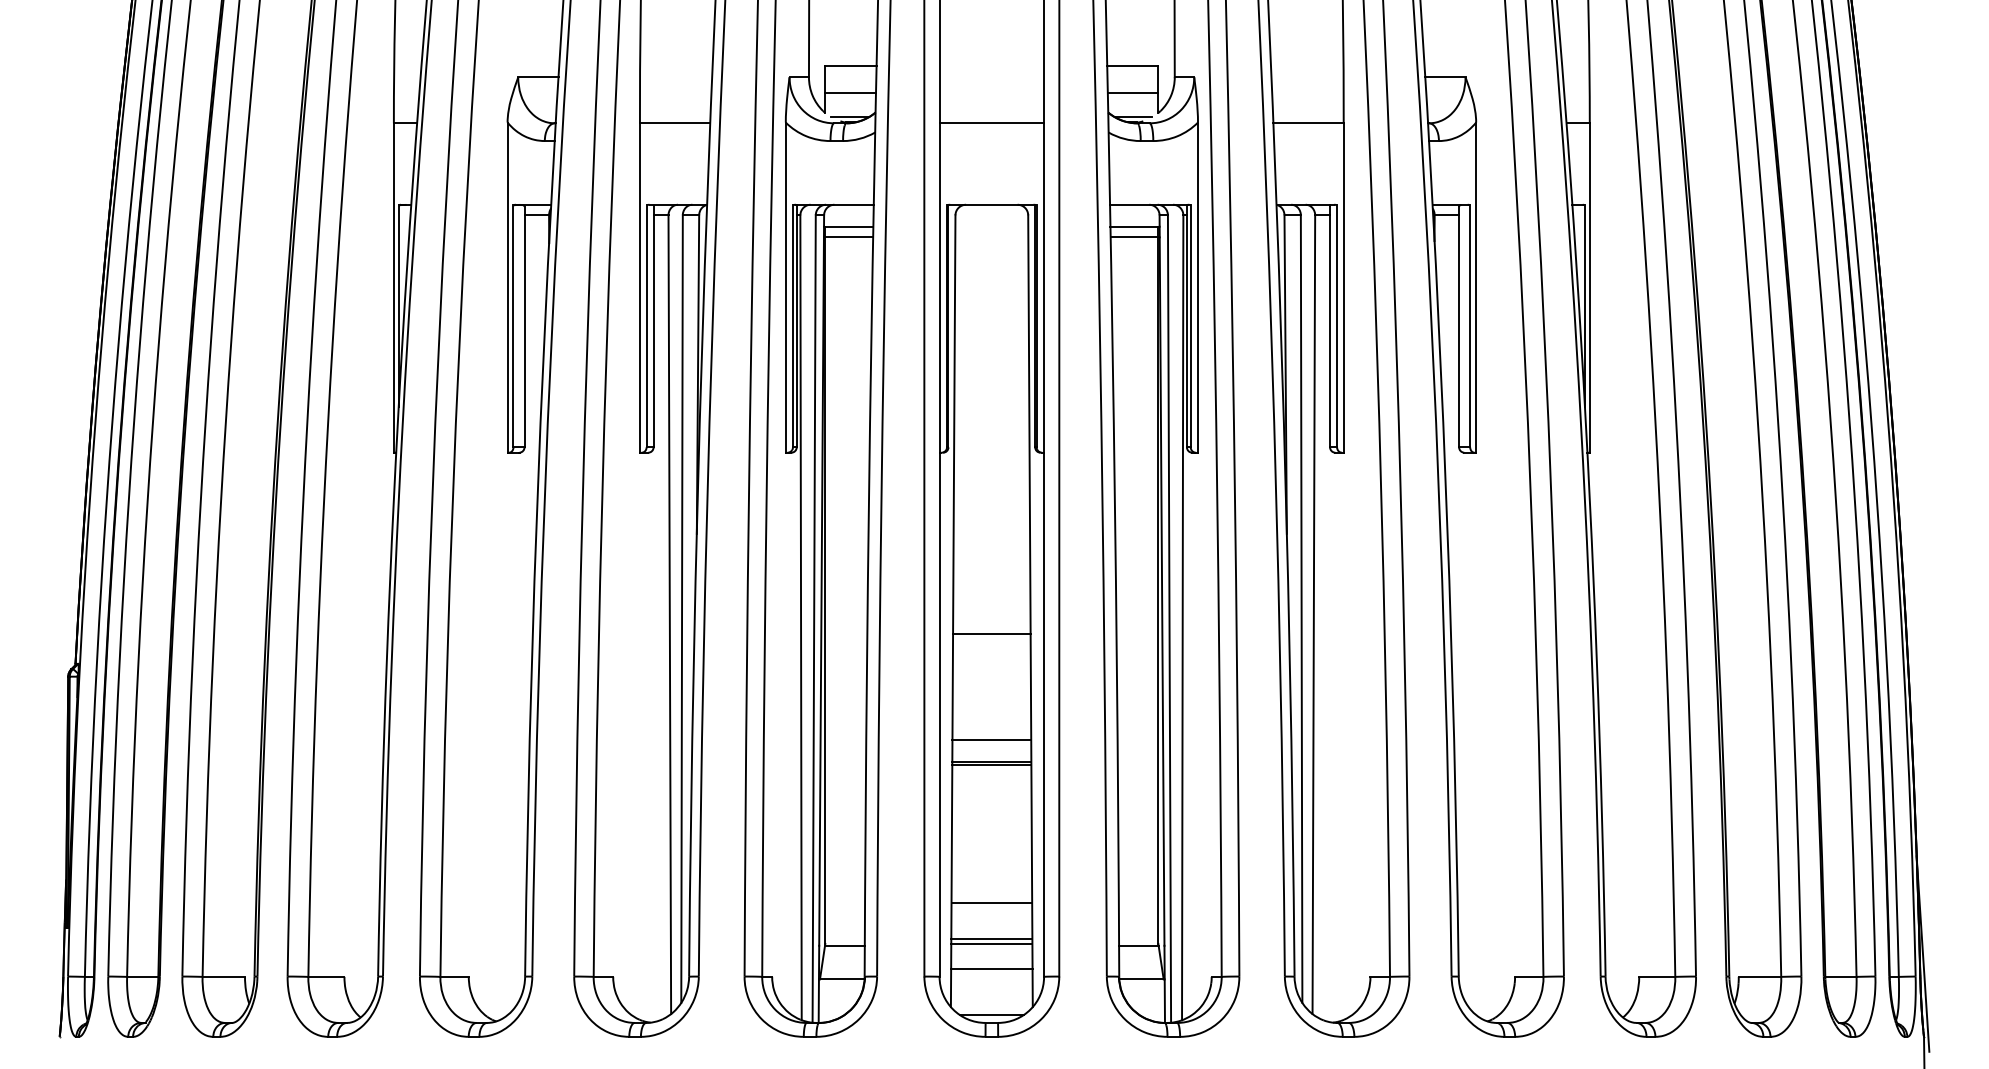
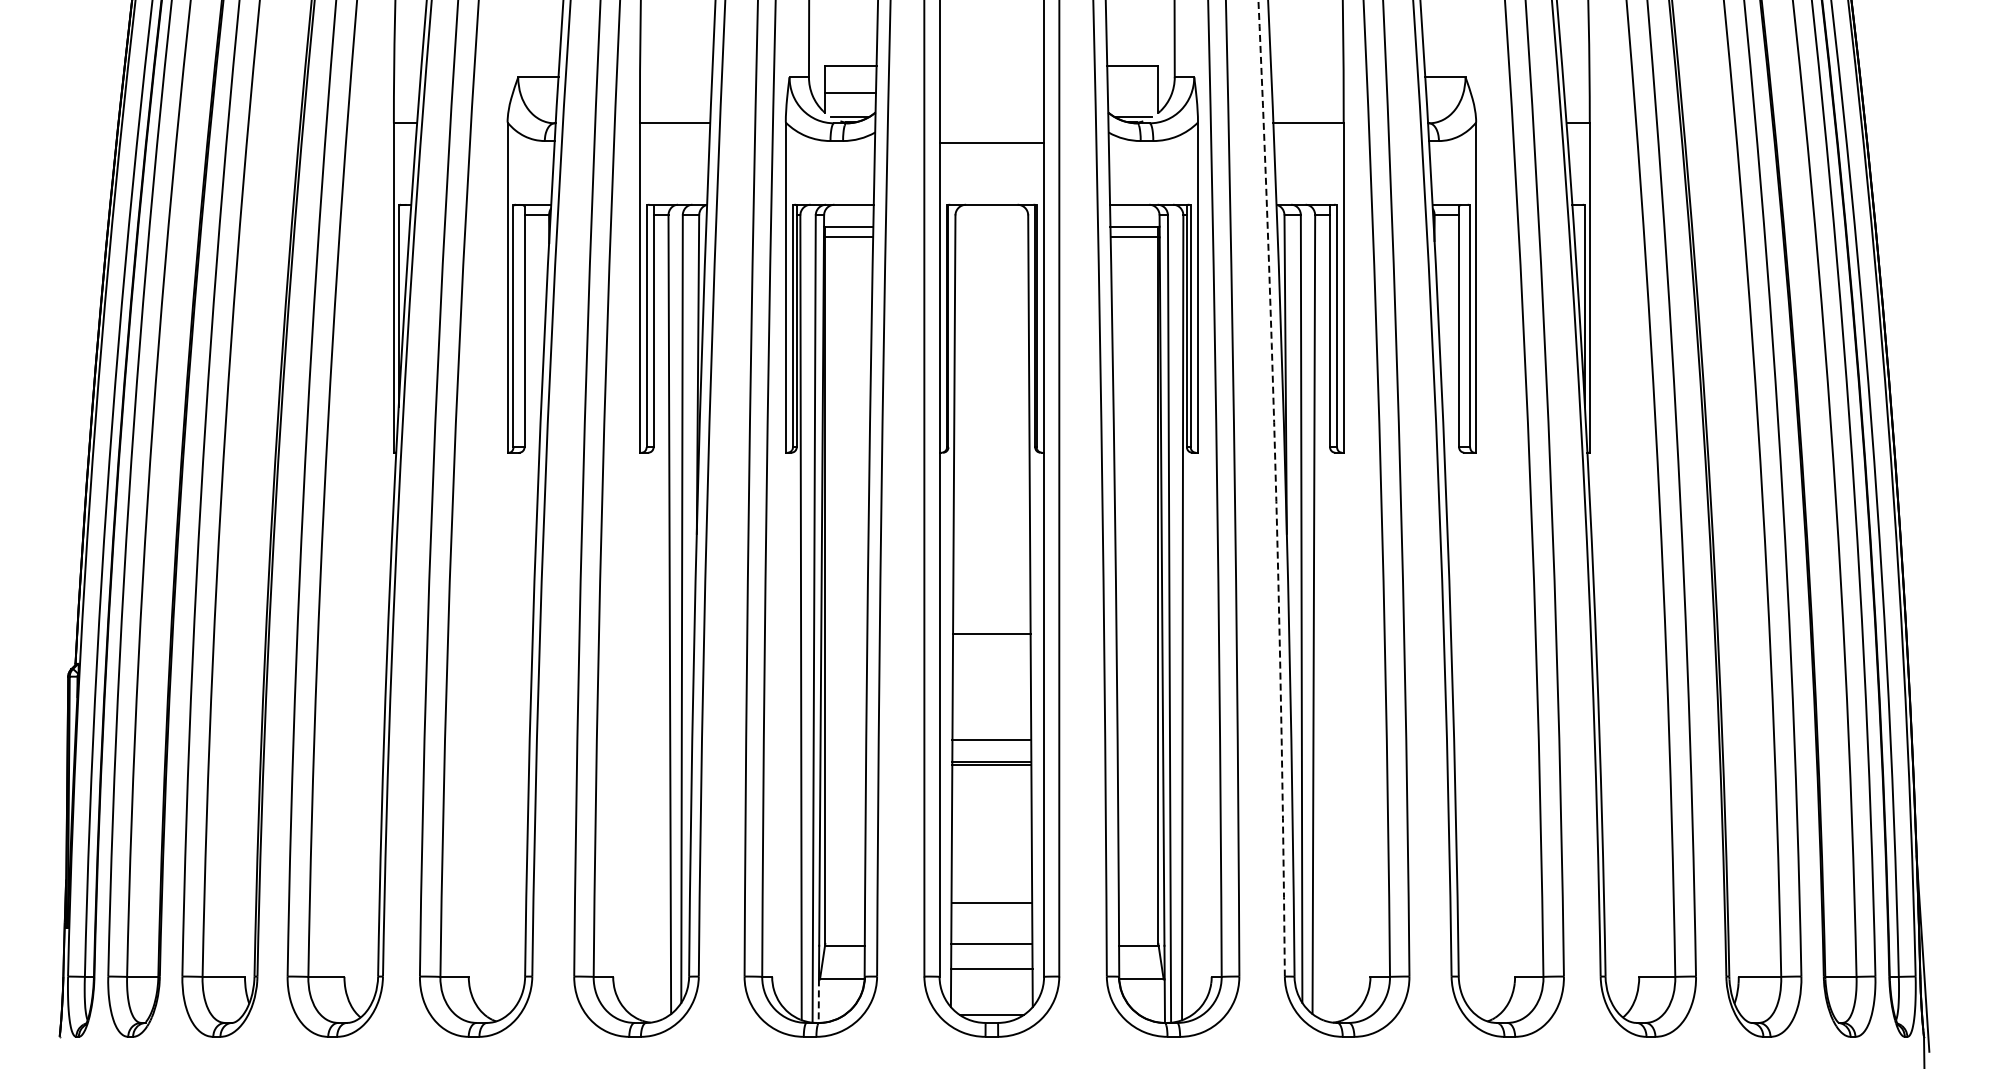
line: present -> none (1132, 93)
line position: (991, 123) -> (991, 143) (991, 143)
arc: solid -> dashed (1276, 488)
line: present -> none (991, 938)
line: solid -> dashed (818, 1001)
